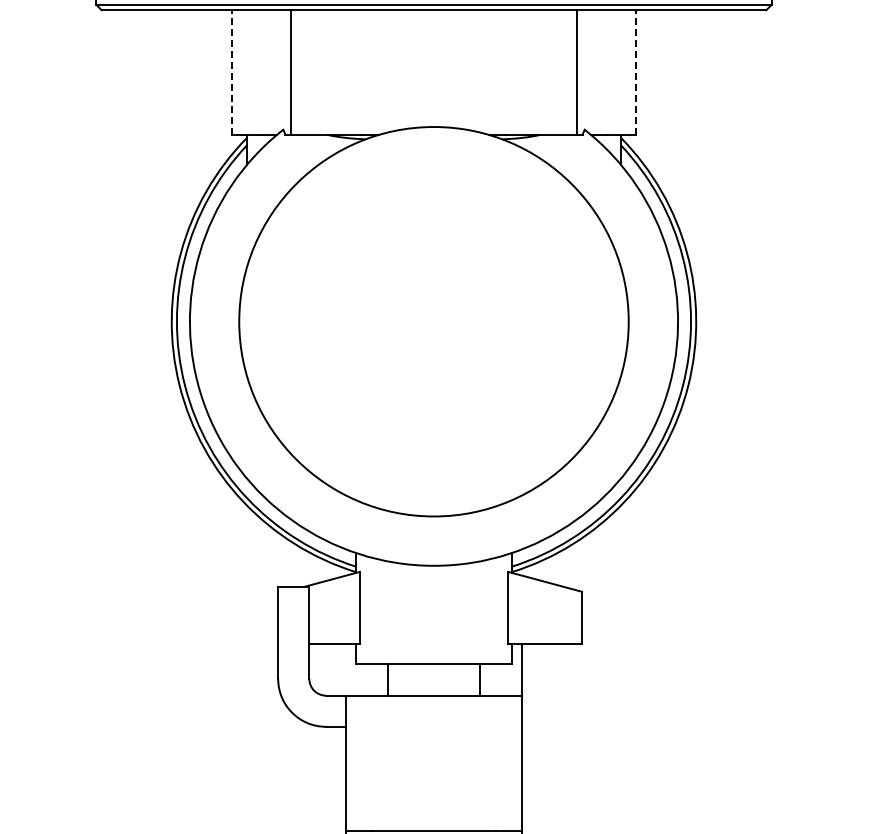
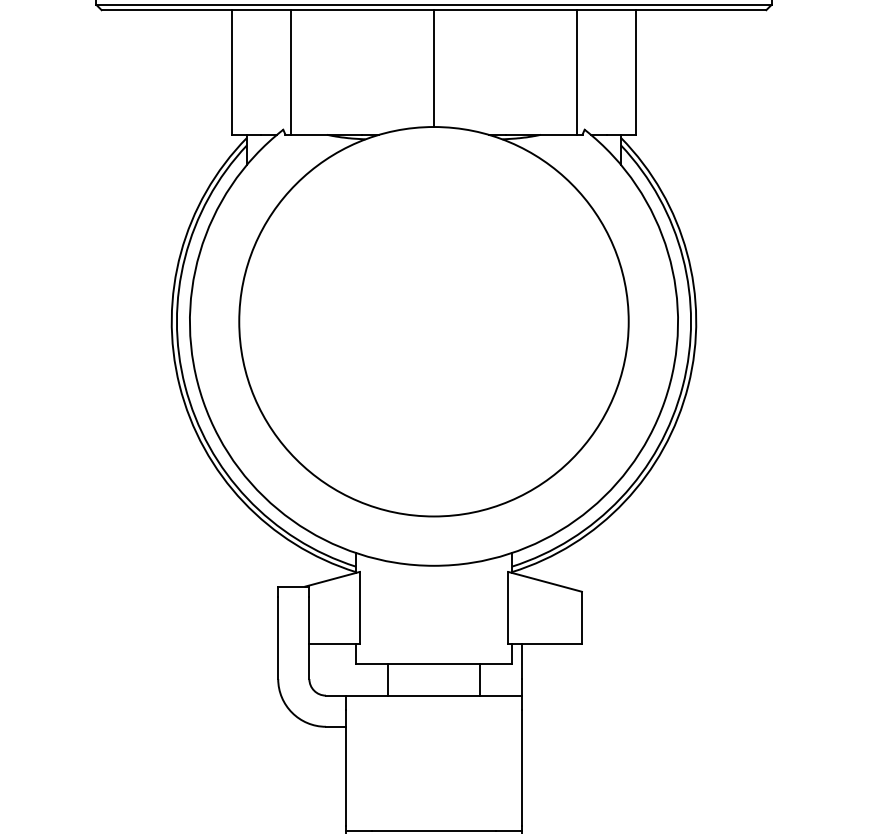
line: none -> present (434, 68)
line: dashed -> solid (231, 71)
line: dashed -> solid (636, 71)
